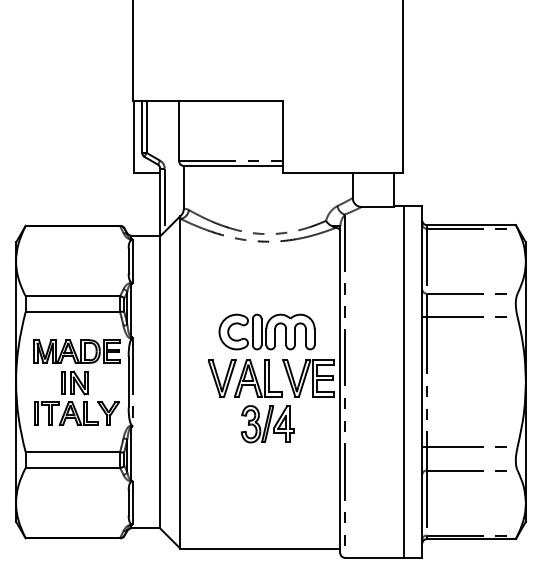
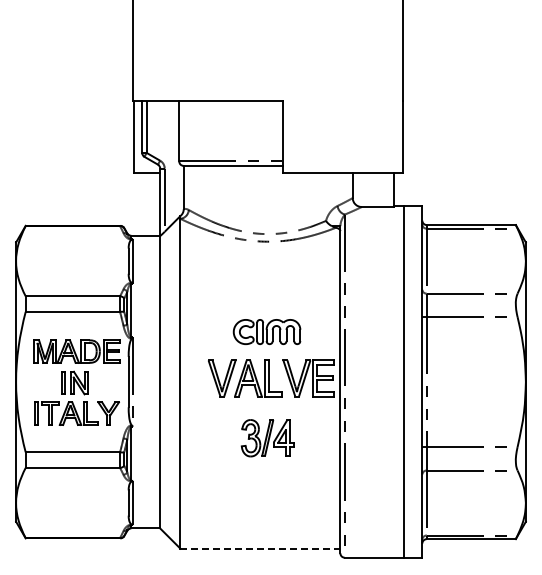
part size: 98x38 px -> 70x26 px (266, 331)
part position: (267, 424) -> (267, 438) (267, 438)
line: solid -> dashed (260, 548)
